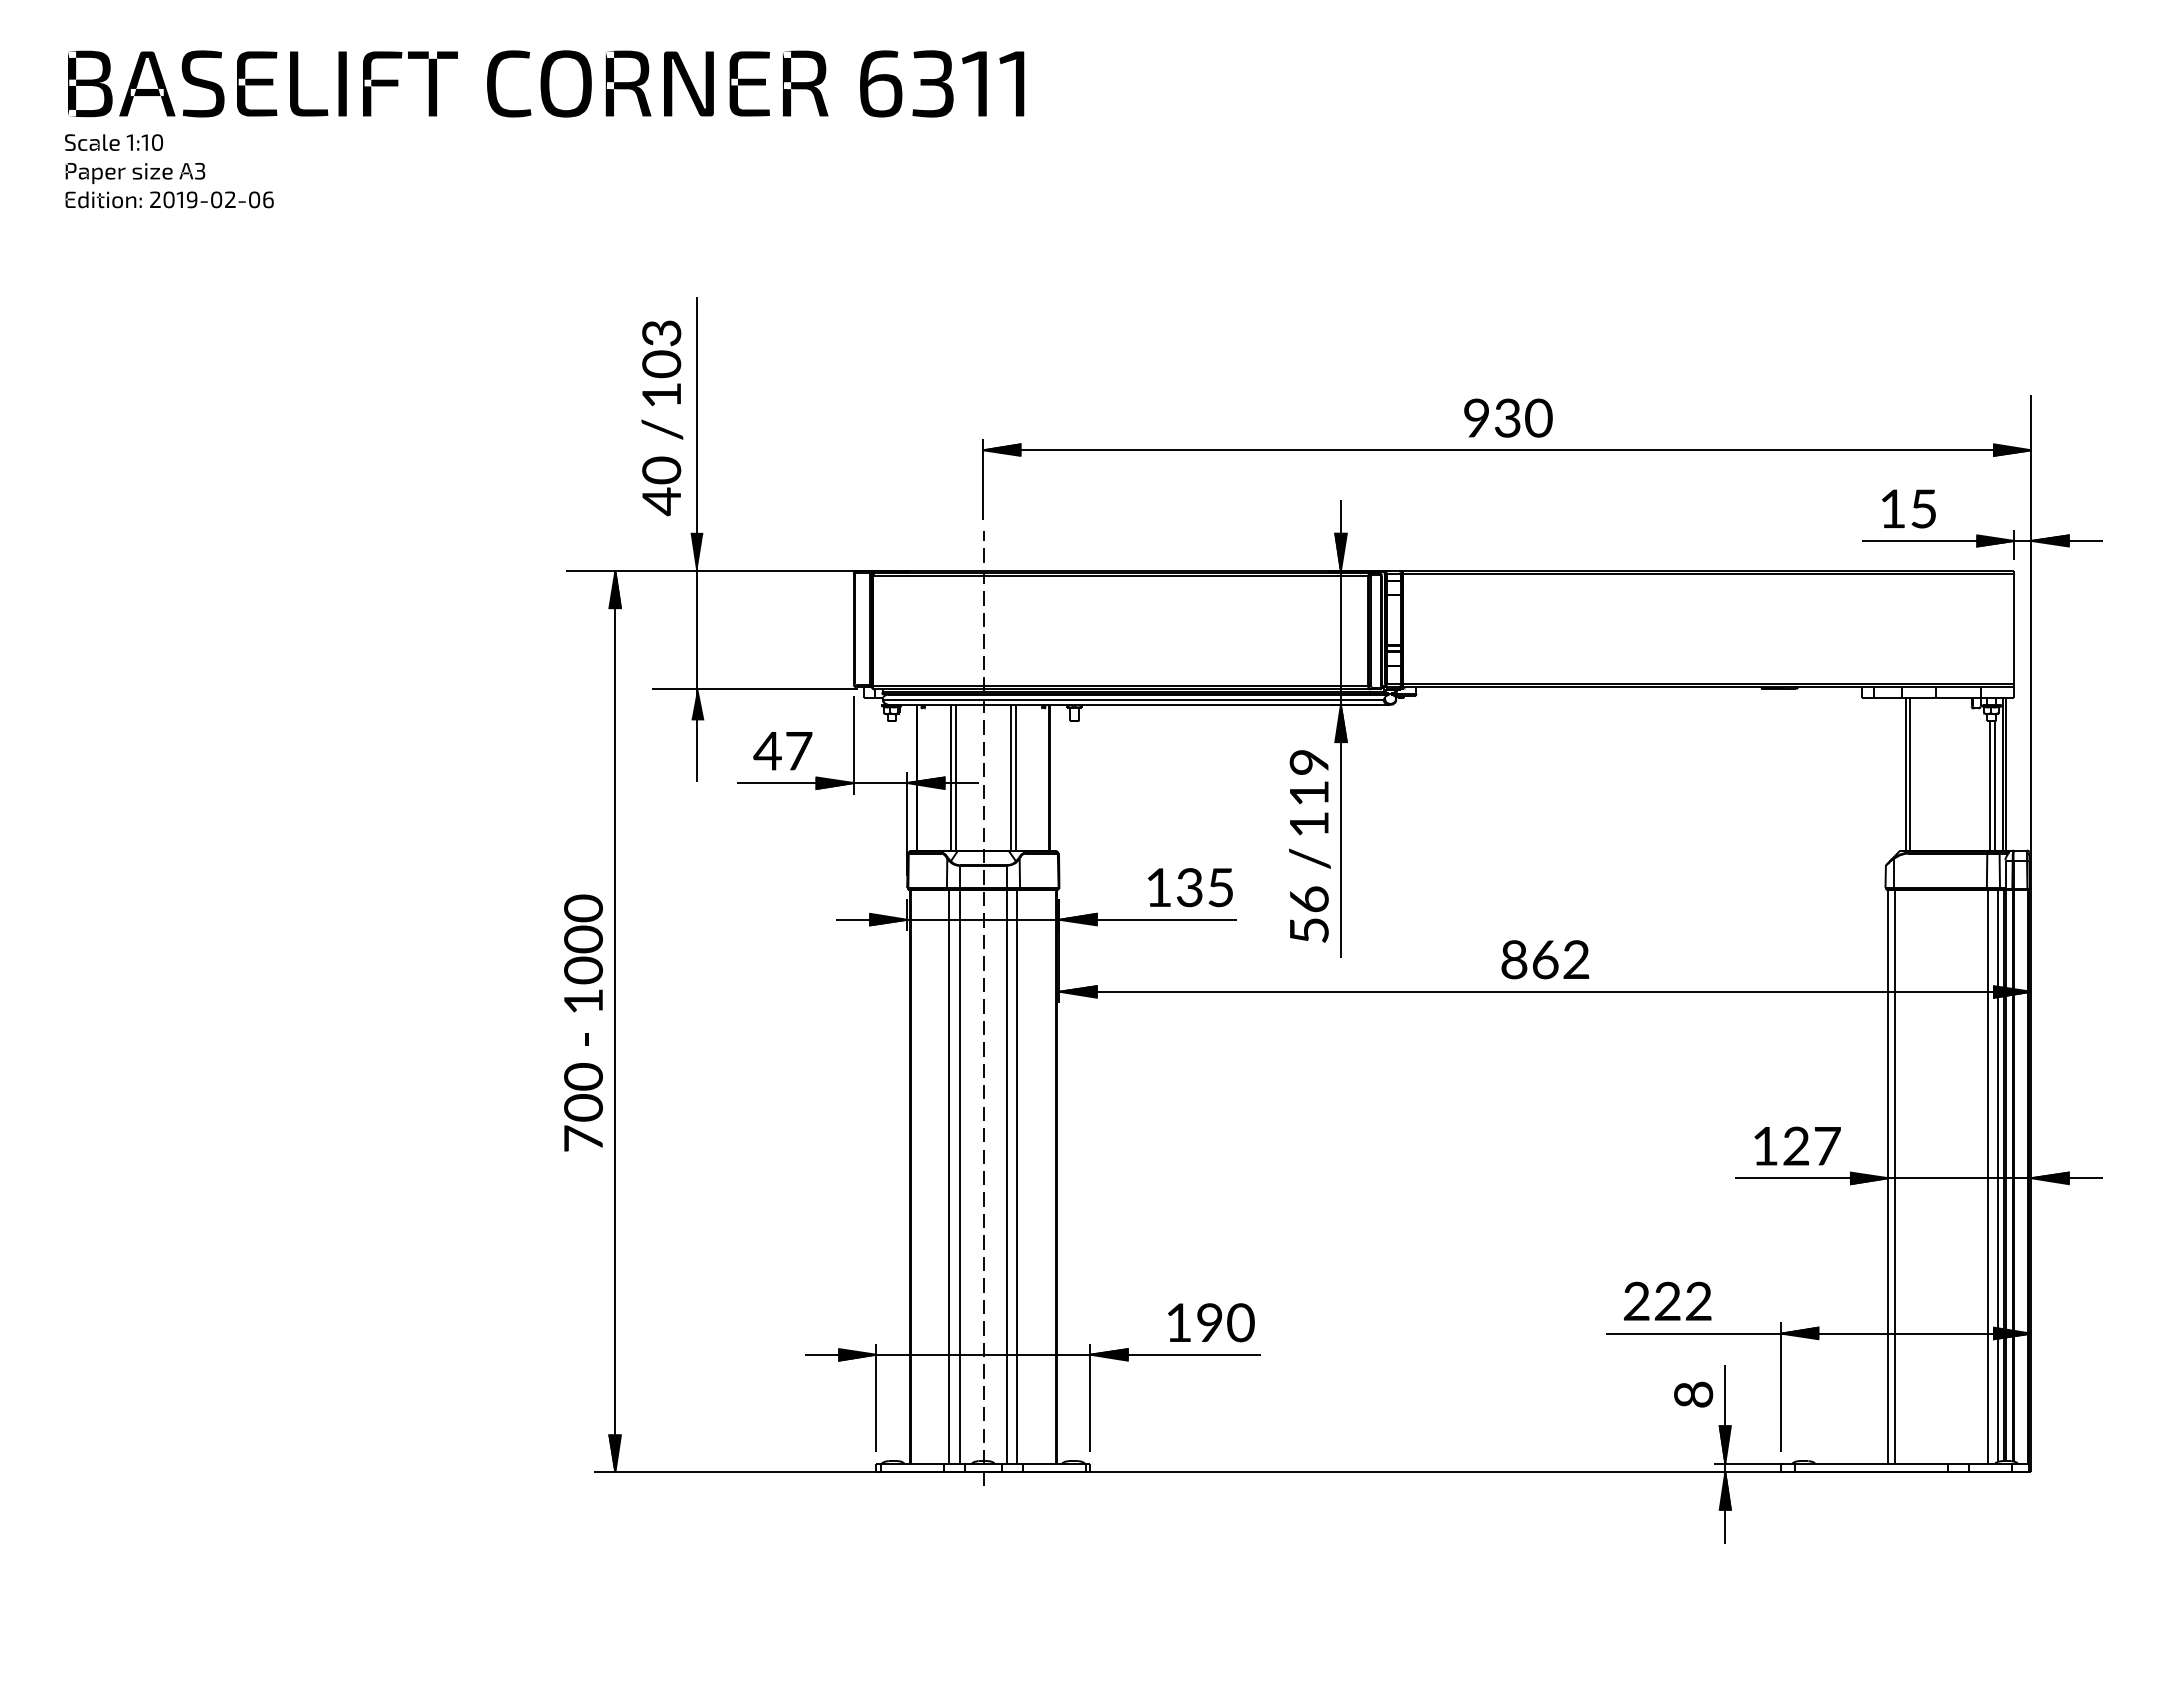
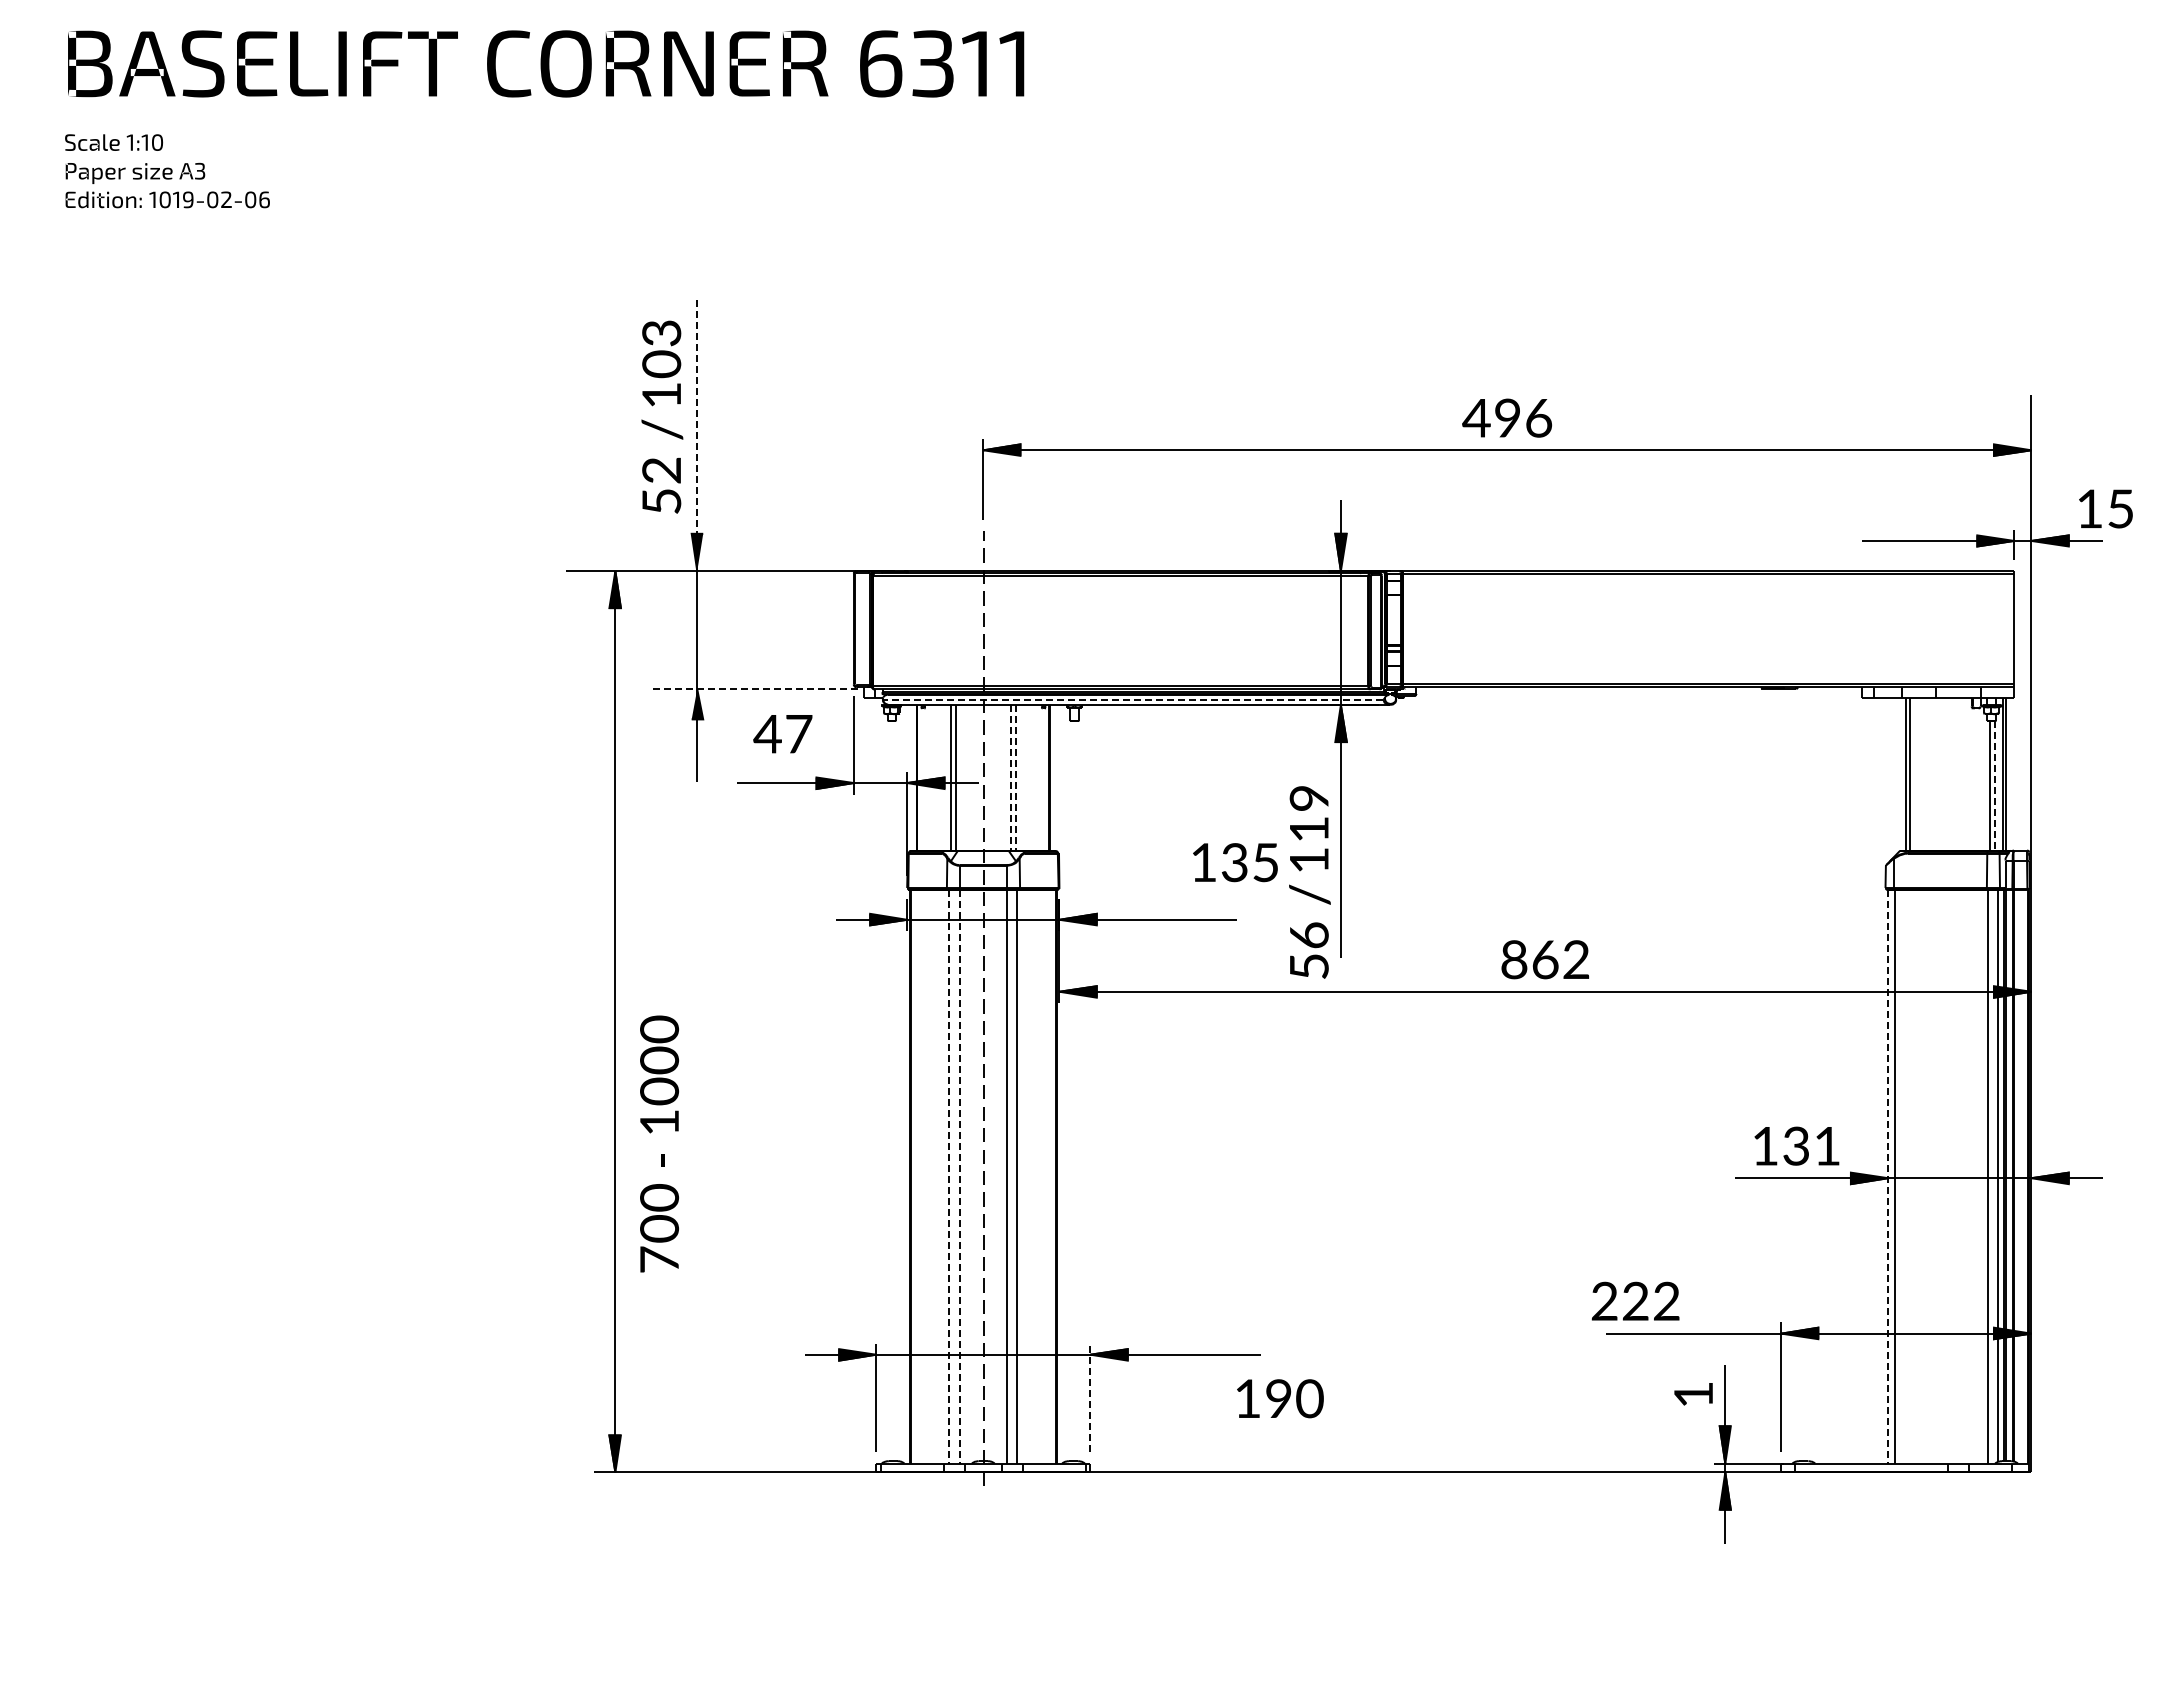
text position: (546, 83) -> (546, 63) (546, 63)
text: 2019-02-06 -> 1019-02-06 (211, 199)
text: 930 -> 496 (1507, 417)
line: solid -> dashed (697, 433)
text: 40 -> 52 (661, 486)
text position: (1908, 508) -> (2105, 508) (2105, 508)
line: solid -> dashed (754, 688)
line: solid -> dashed (1132, 699)
text position: (782, 751) -> (782, 734) (782, 734)
line: solid -> dashed (1010, 777)
line: solid -> dashed (1016, 777)
line: solid -> dashed (1994, 785)
text position: (1309, 846) -> (1309, 882) (1309, 882)
text position: (1190, 887) -> (1235, 862) (1235, 862)
text position: (583, 1022) -> (659, 1143) (659, 1143)
text: 127 -> 131 (1811, 1146)
line: solid -> dashed (949, 1176)
line: solid -> dashed (959, 1176)
line: solid -> dashed (1888, 1176)
text position: (1667, 1300) -> (1635, 1300) (1635, 1300)
text position: (1211, 1322) -> (1280, 1398) (1280, 1398)
text: 8 -> 1 (1693, 1394)
line: solid -> dashed (1090, 1397)
